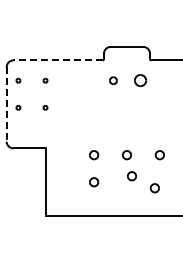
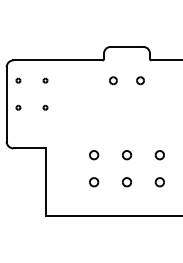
line: dashed -> solid (58, 60)
part size: 14x14 px -> 9x10 px (140, 80)
line: dashed -> solid (6, 104)
part position: (132, 176) -> (127, 182) (127, 182)
part position: (154, 188) -> (159, 182) (159, 182)
